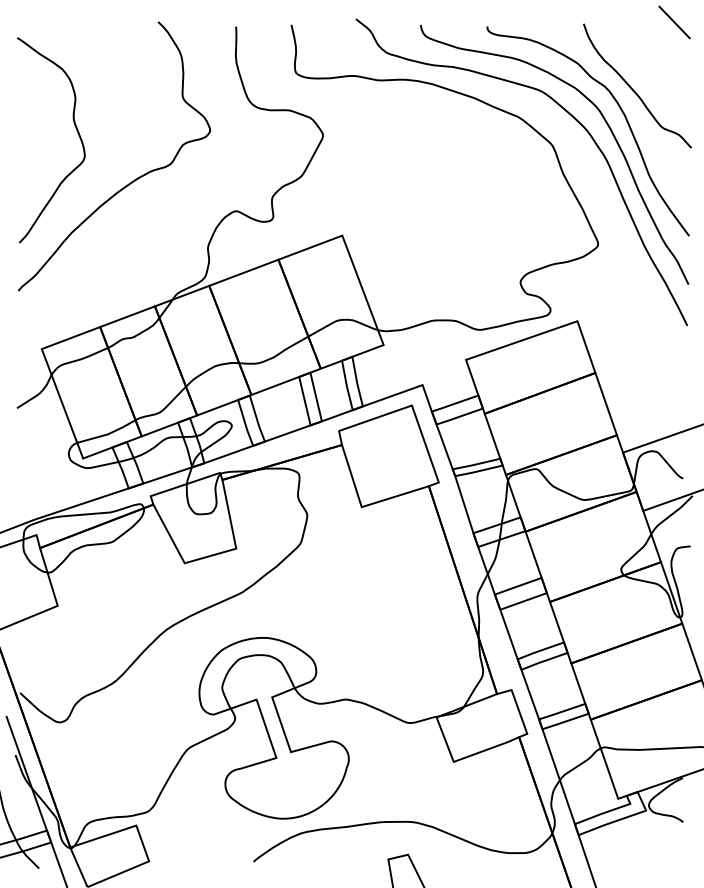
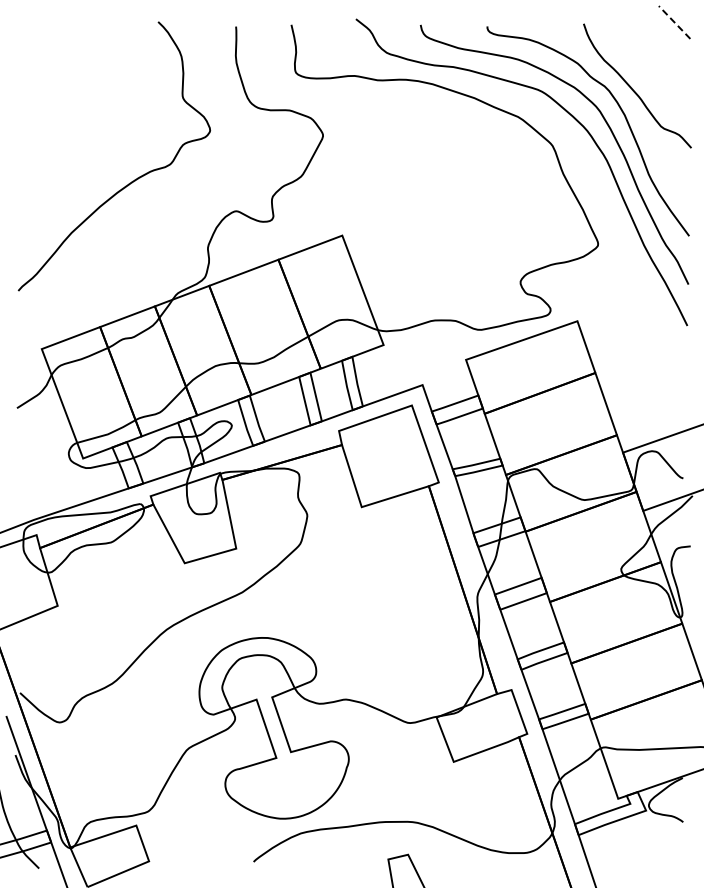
line: solid -> dashed (674, 22)
curve: present -> none (75, 128)
